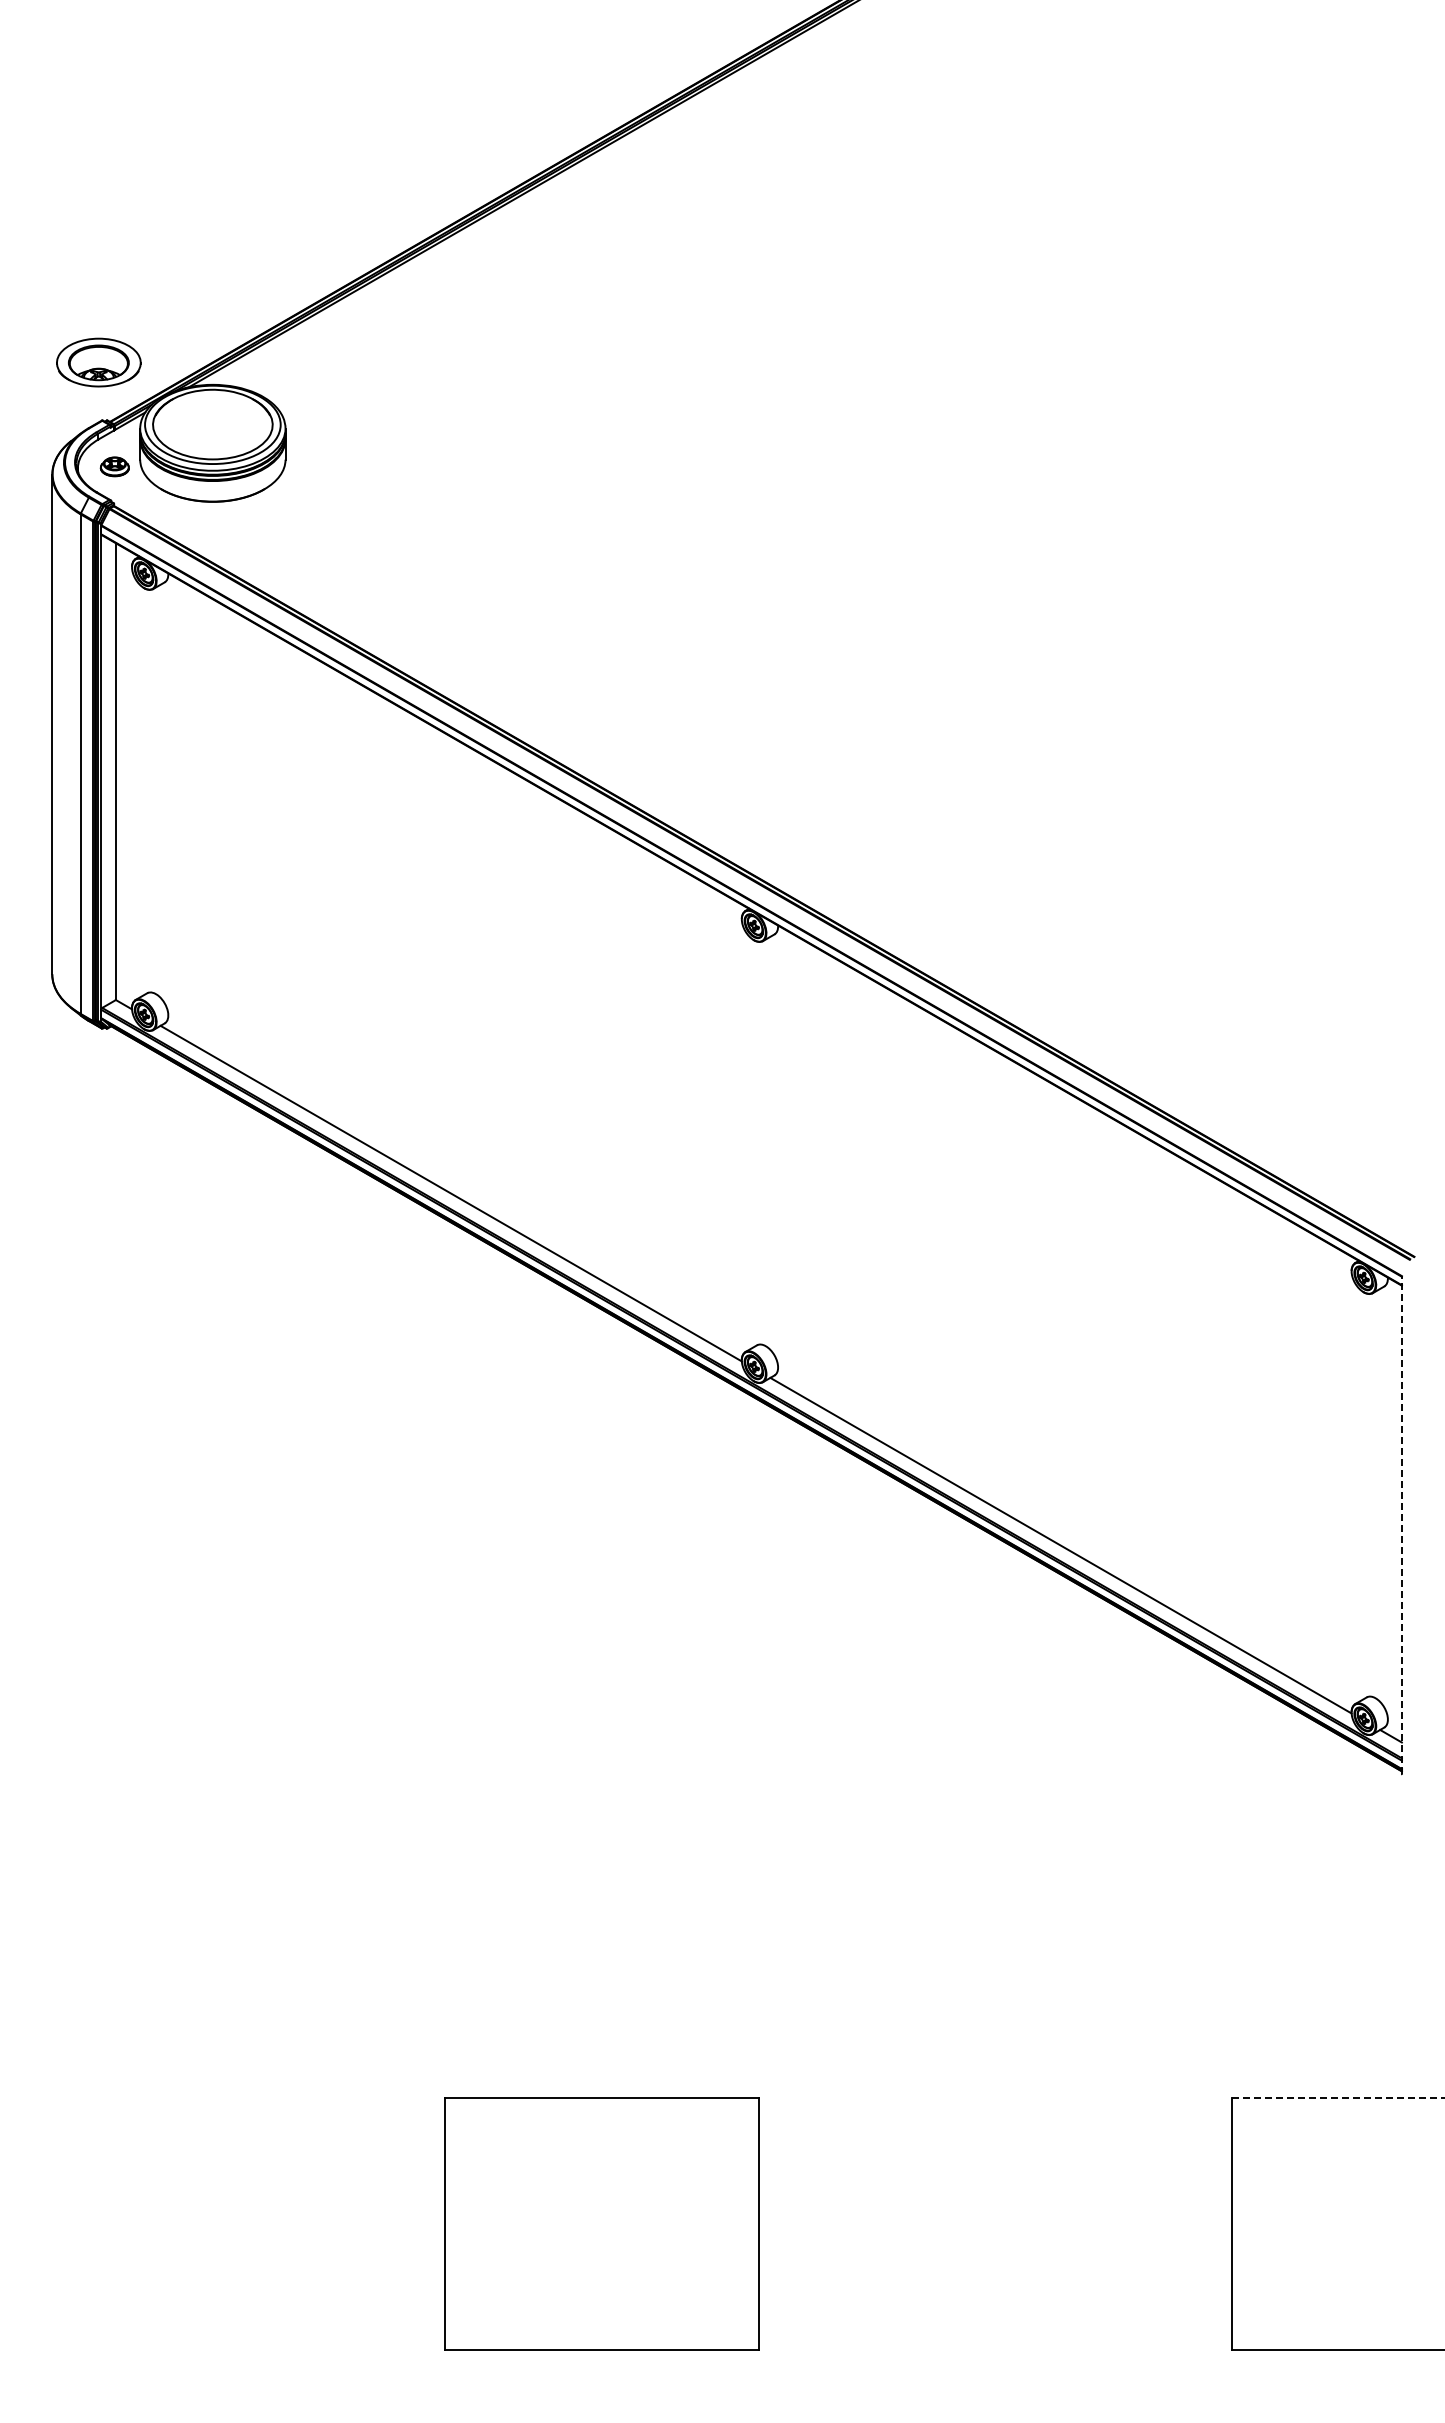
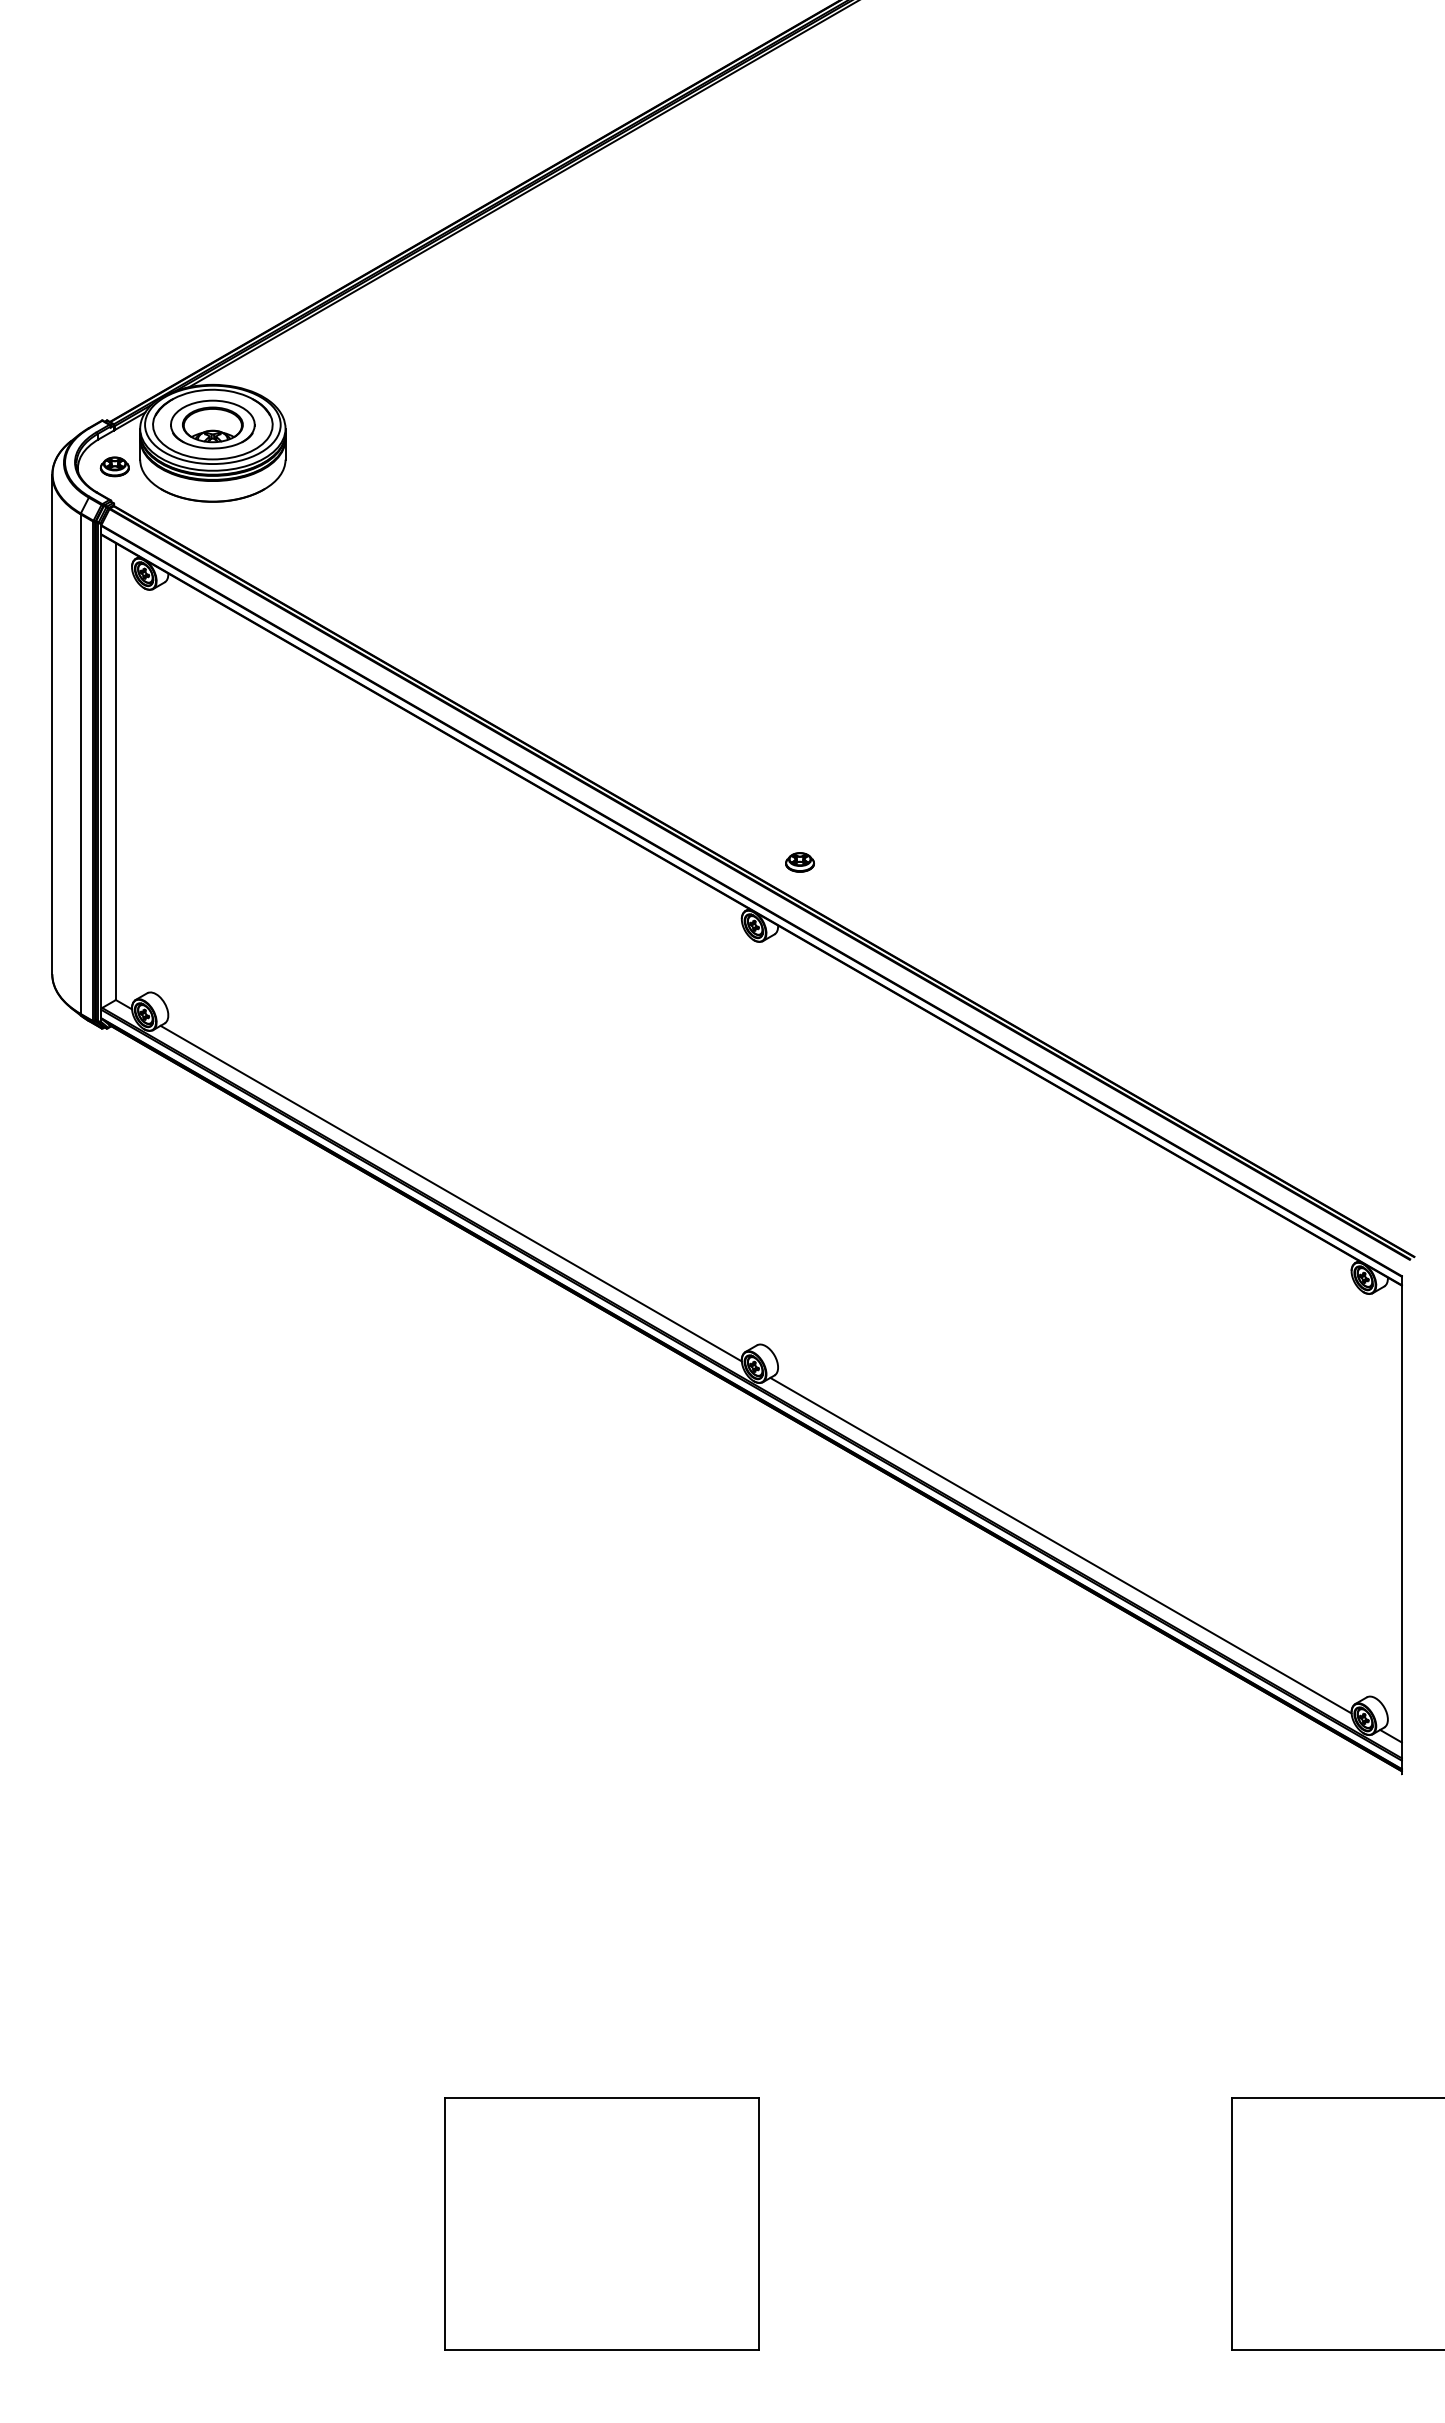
part position: (98, 362) -> (212, 424) (212, 424)
part: none -> present (799, 862)
line: dashed -> solid (1401, 1524)
line: dashed -> solid (1338, 2098)
